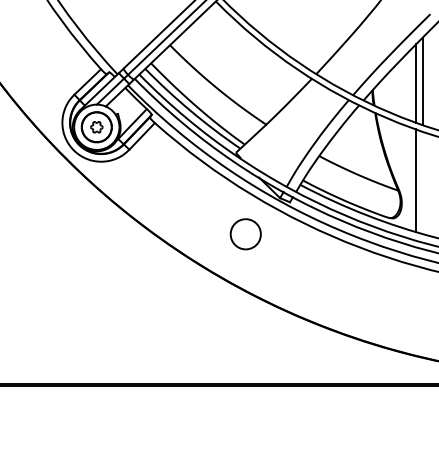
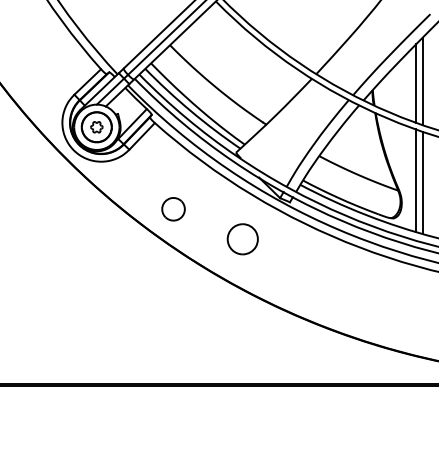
line: none -> present (422, 182)
part: none -> present (173, 209)
part position: (245, 234) -> (242, 239) (242, 239)
